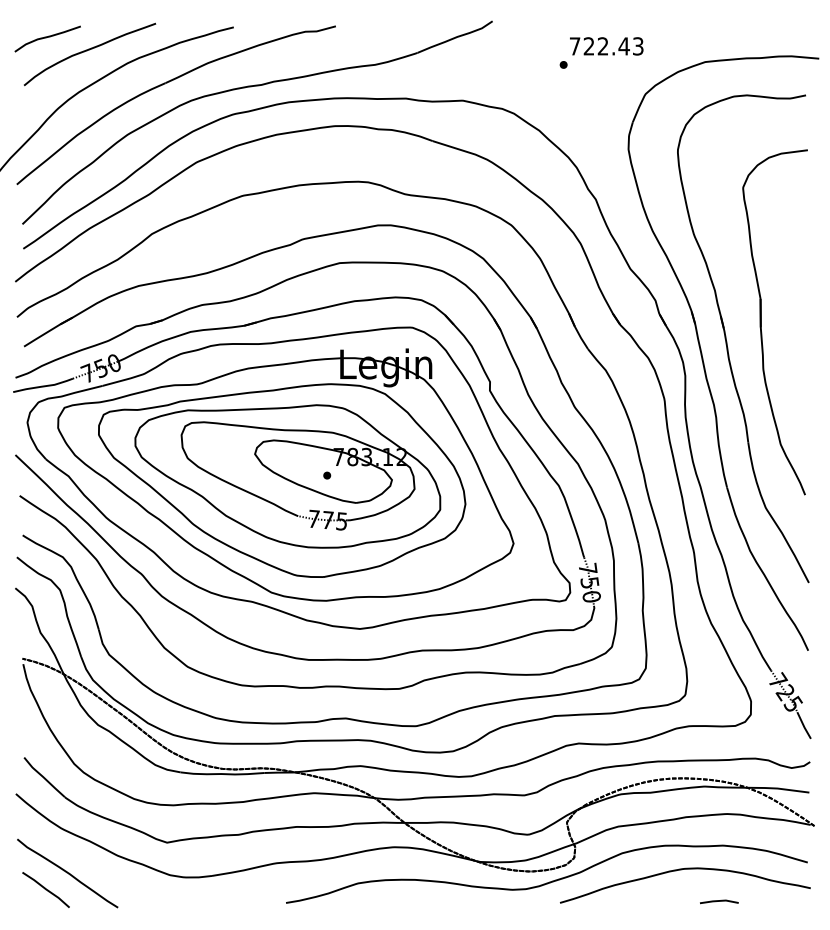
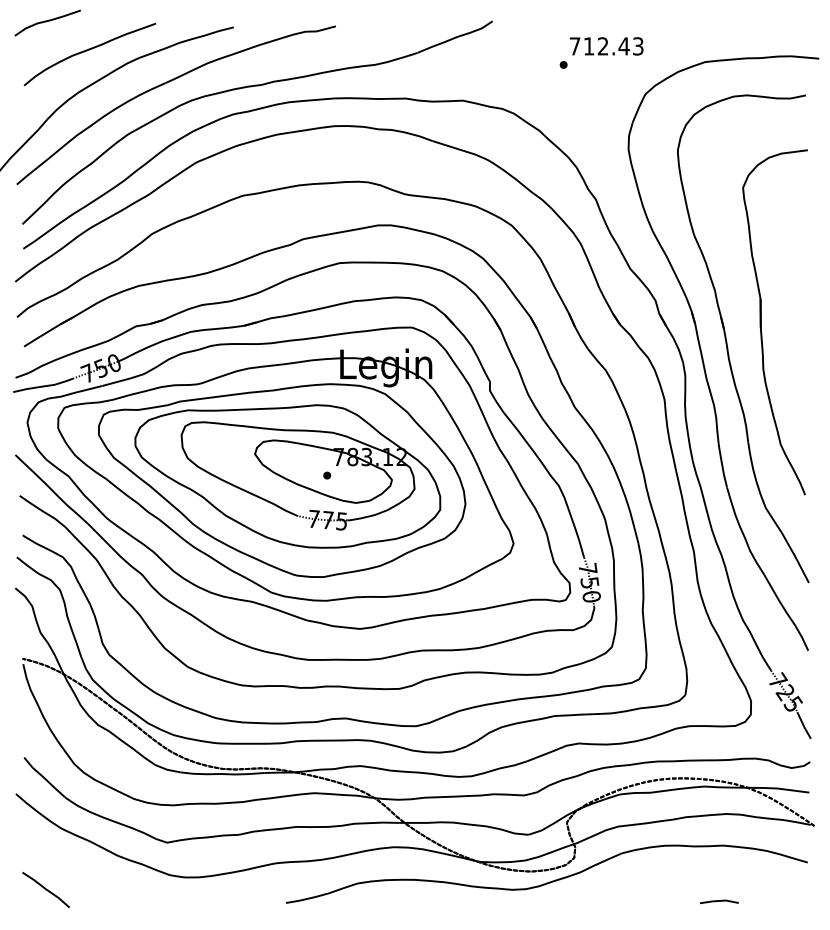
curve position: (47, 37) -> (47, 21) (47, 21)
text: 722.43 -> 712.43 (588, 46)
curve: present -> none (681, 870)
curve: present -> none (67, 873)
